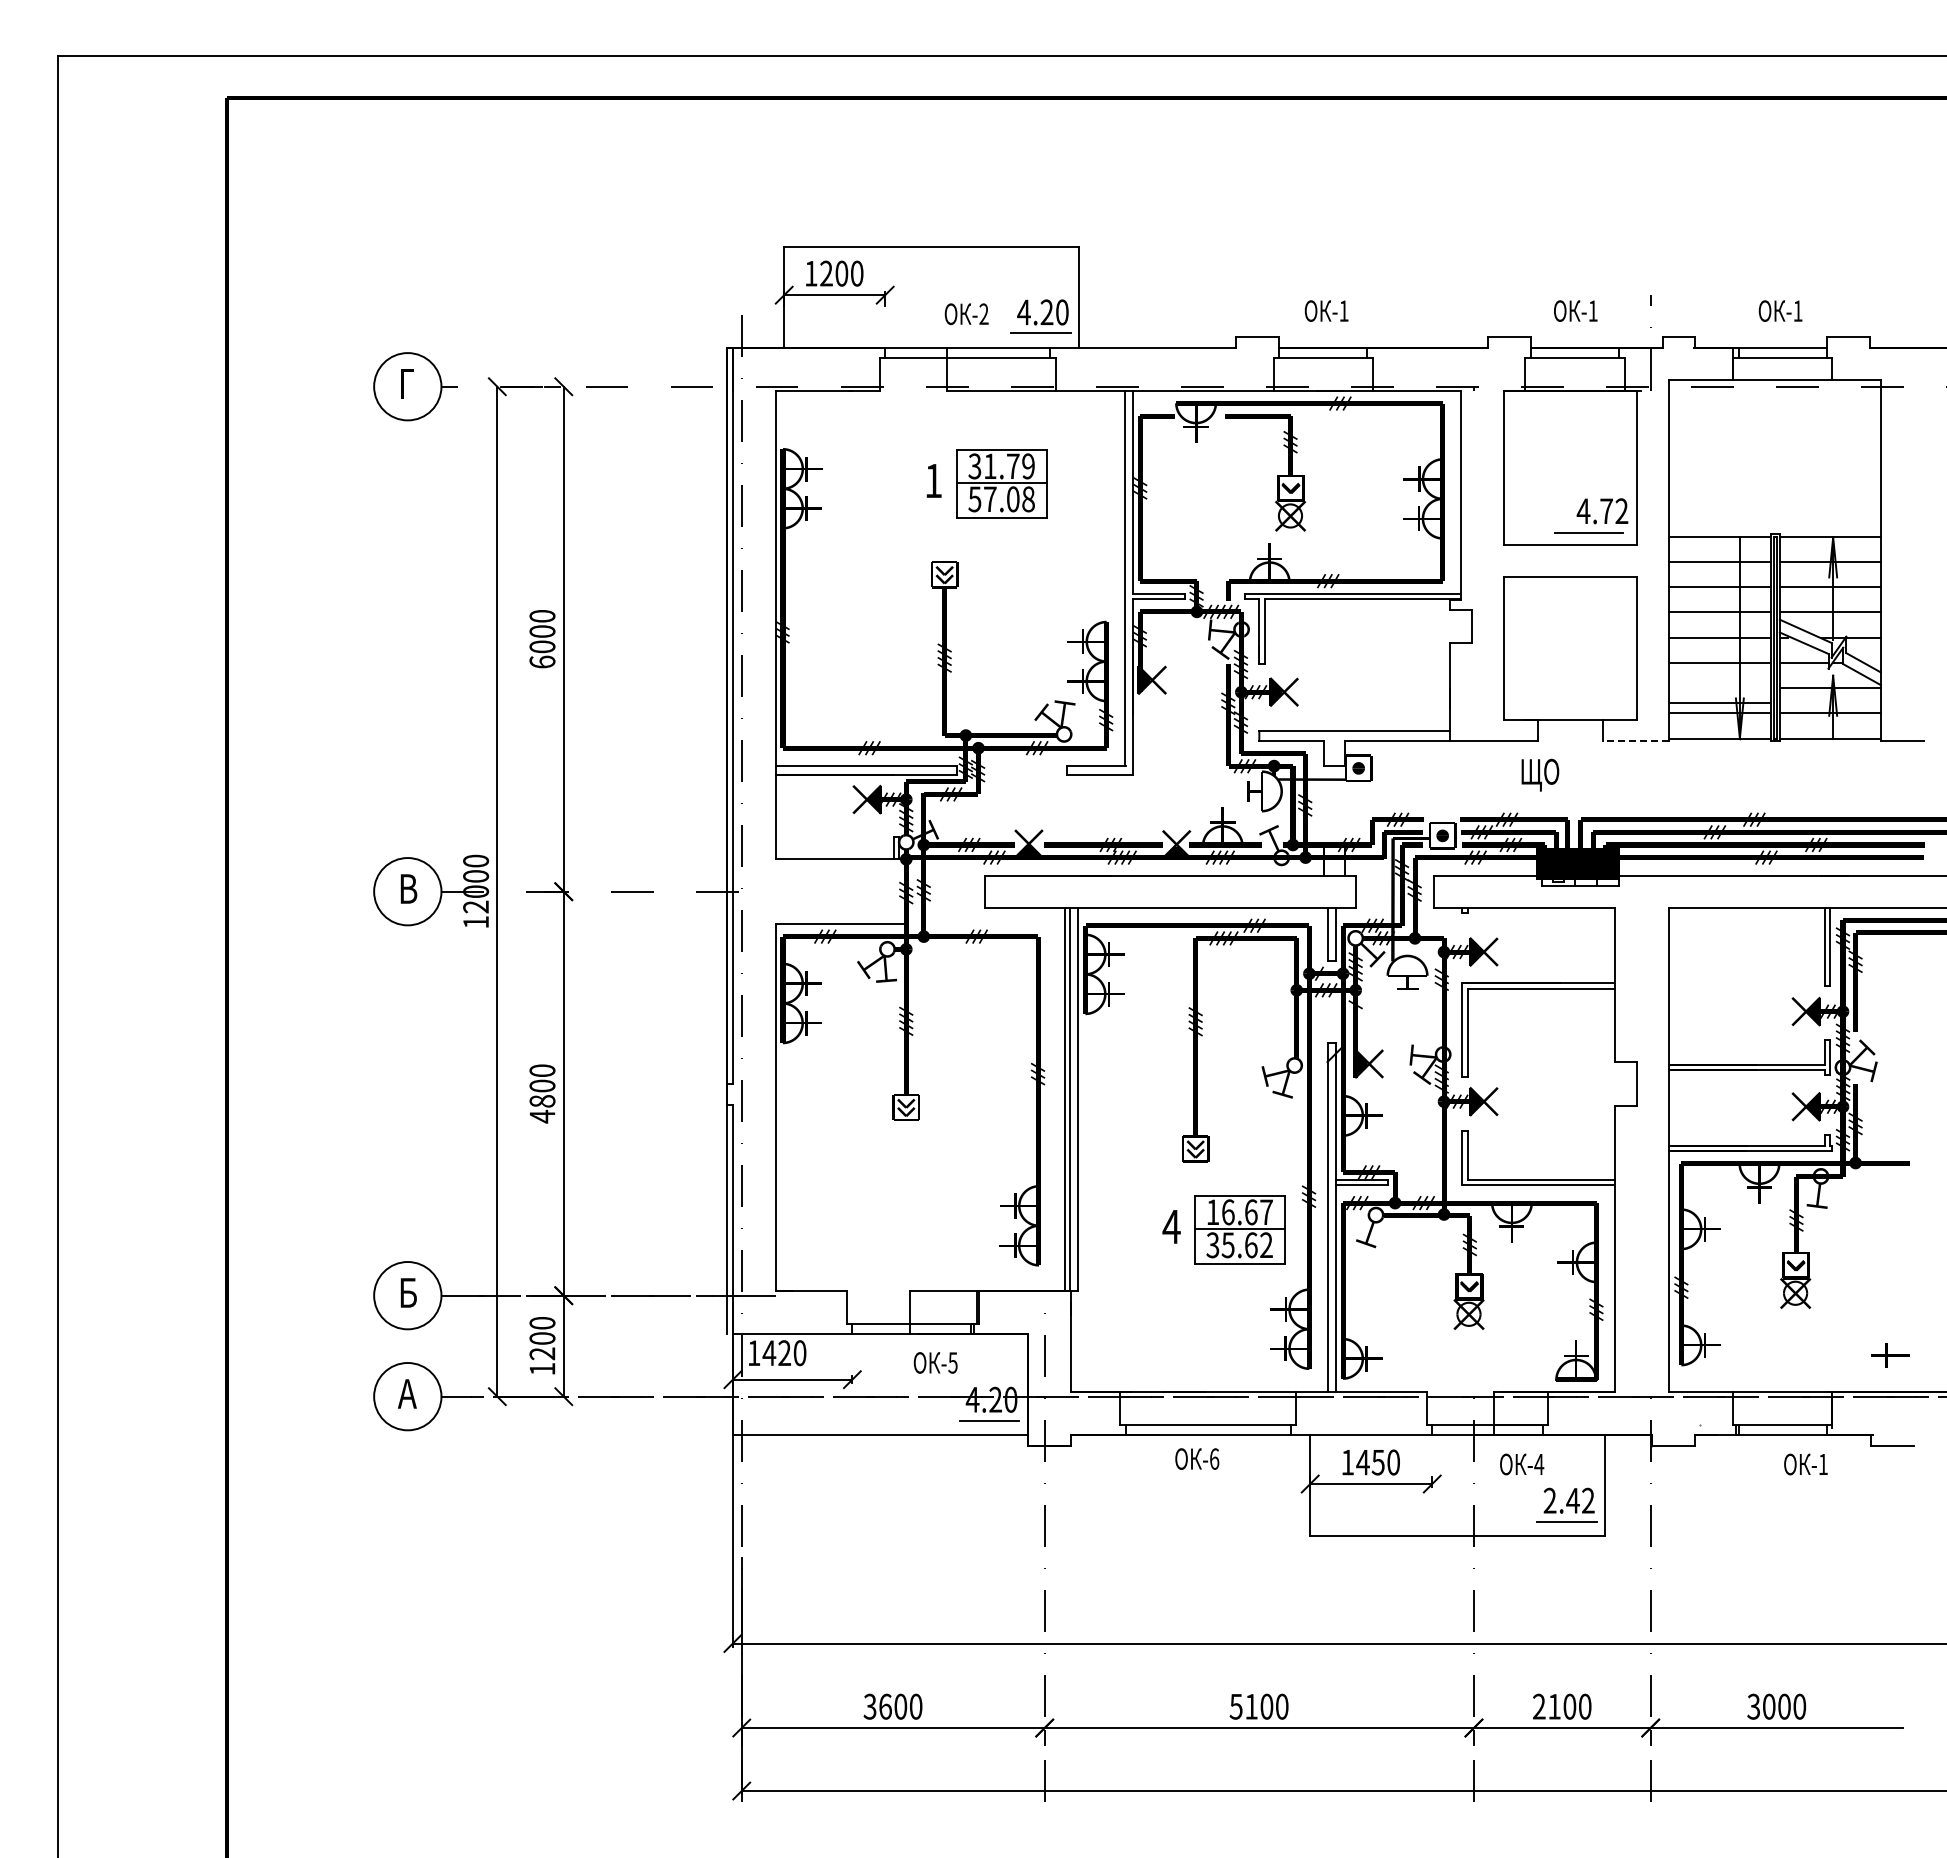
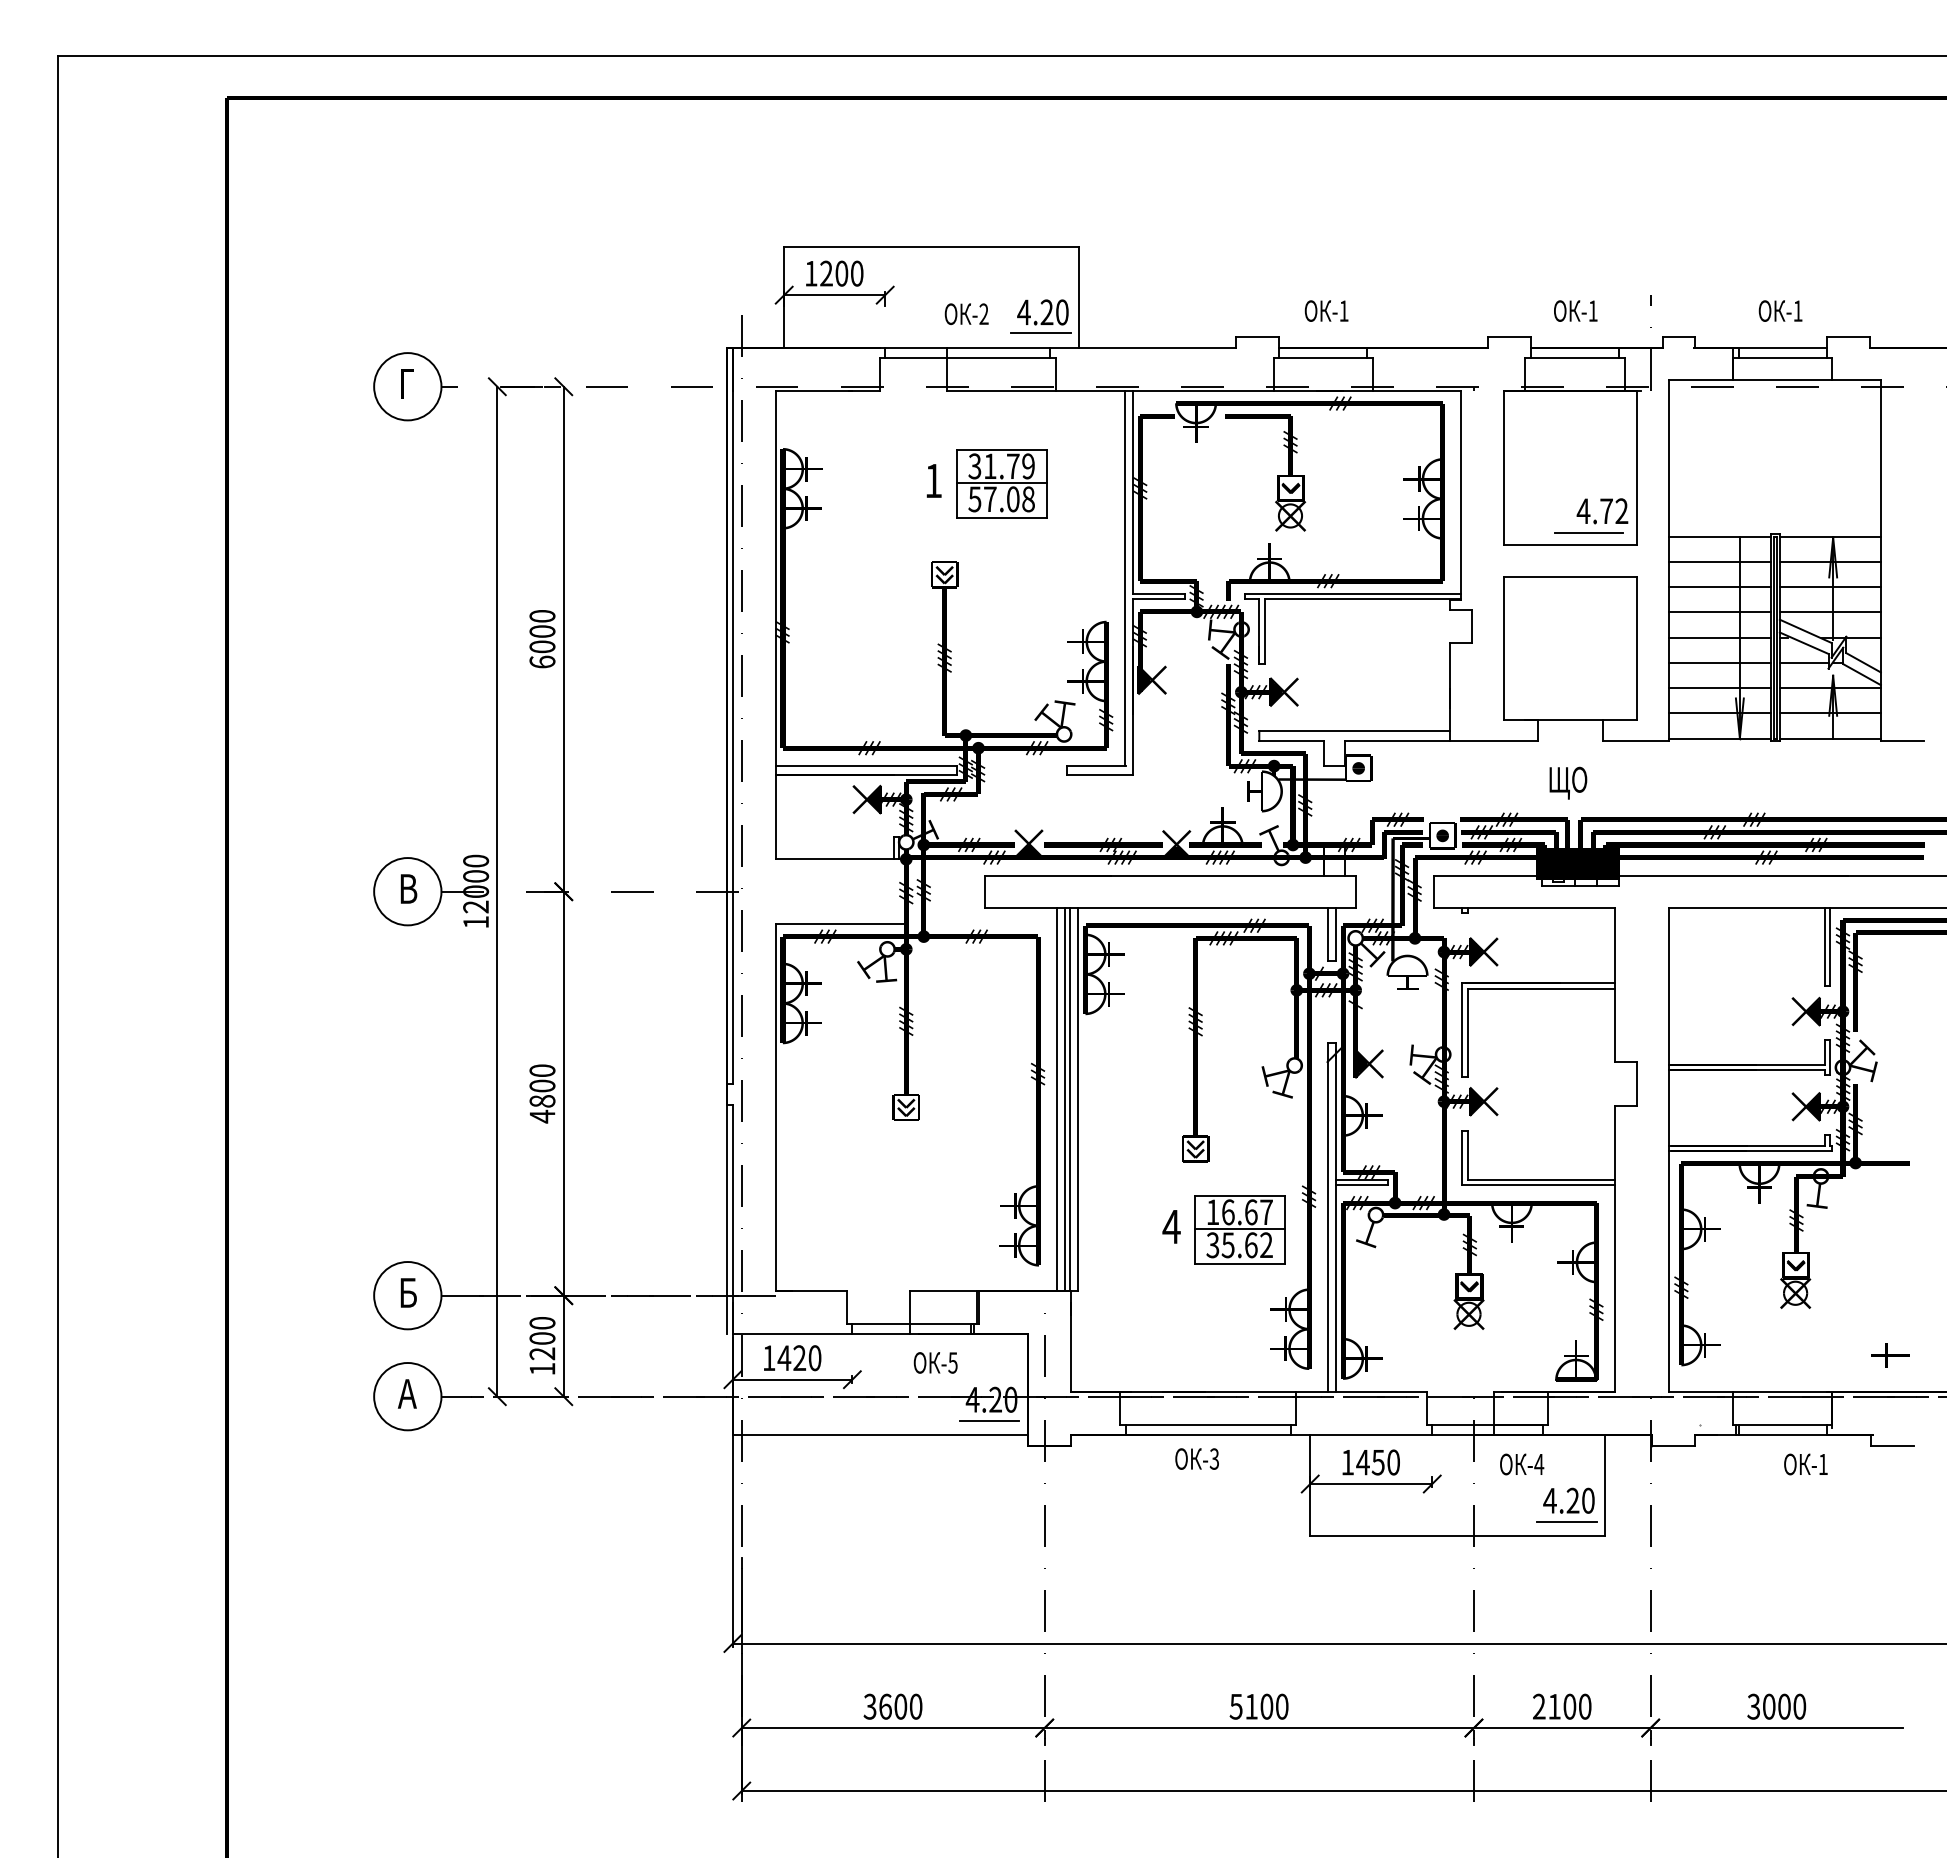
line position: (1719, 703) -> (1719, 688) (1719, 688)
line: dashed -> solid (1635, 741)
text position: (1540, 774) -> (1568, 782) (1568, 782)
line: none -> present (1056, 1099)
text position: (777, 1353) -> (792, 1358) (792, 1358)
text: -6 -> -3 (1214, 1458)
text: 2.42 -> 4.20 (1568, 1500)
